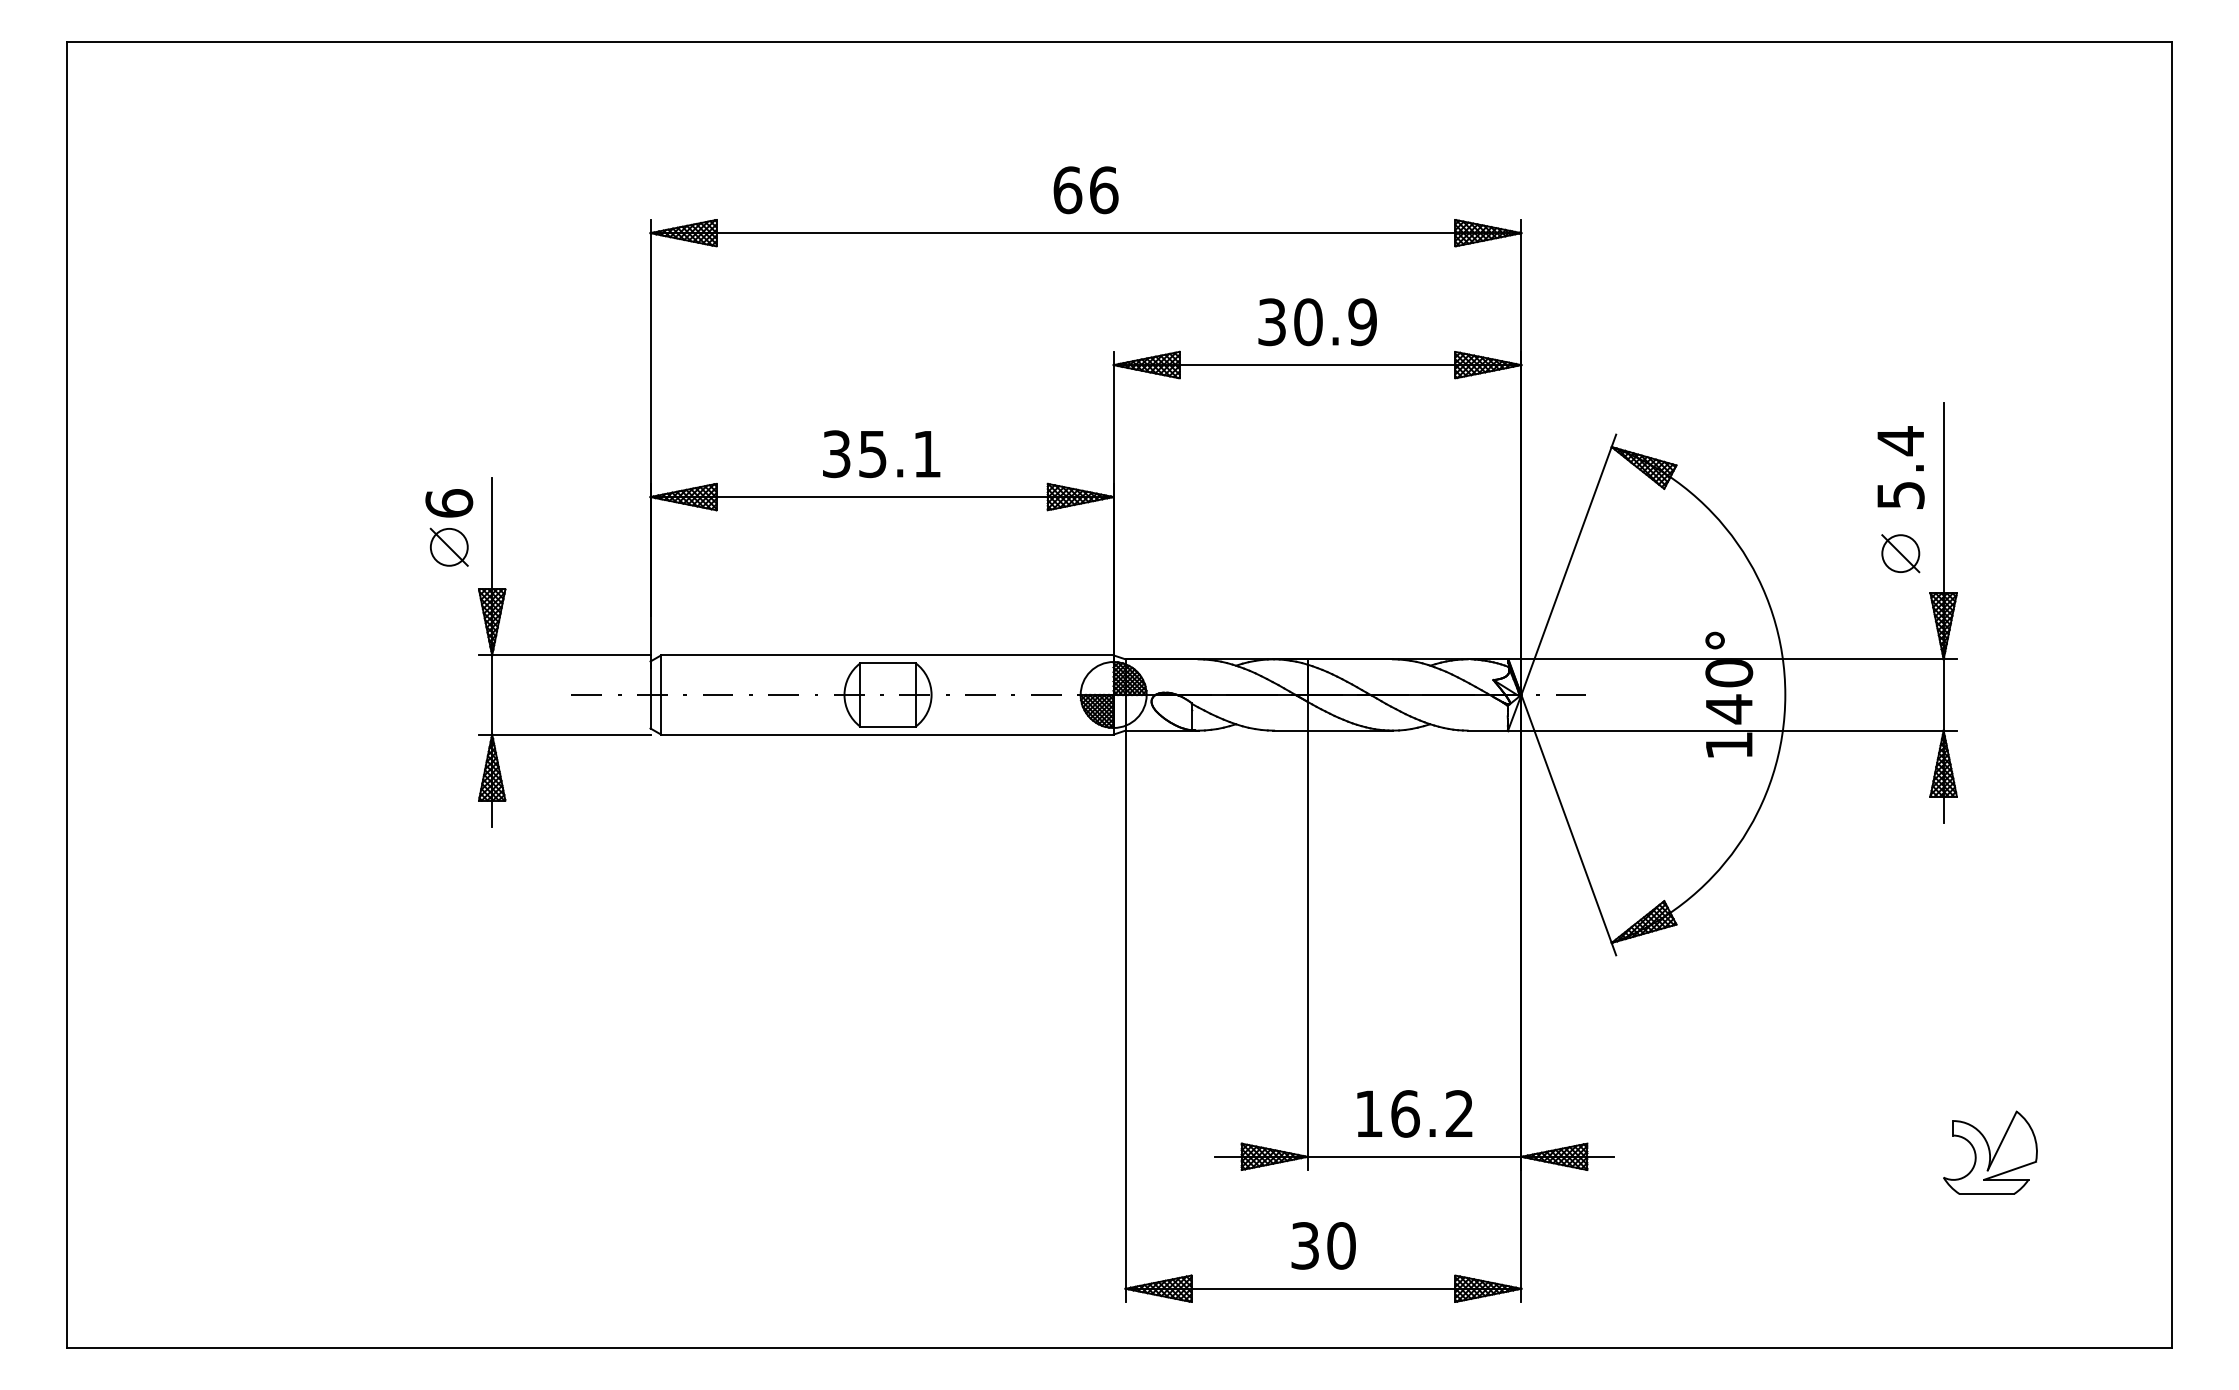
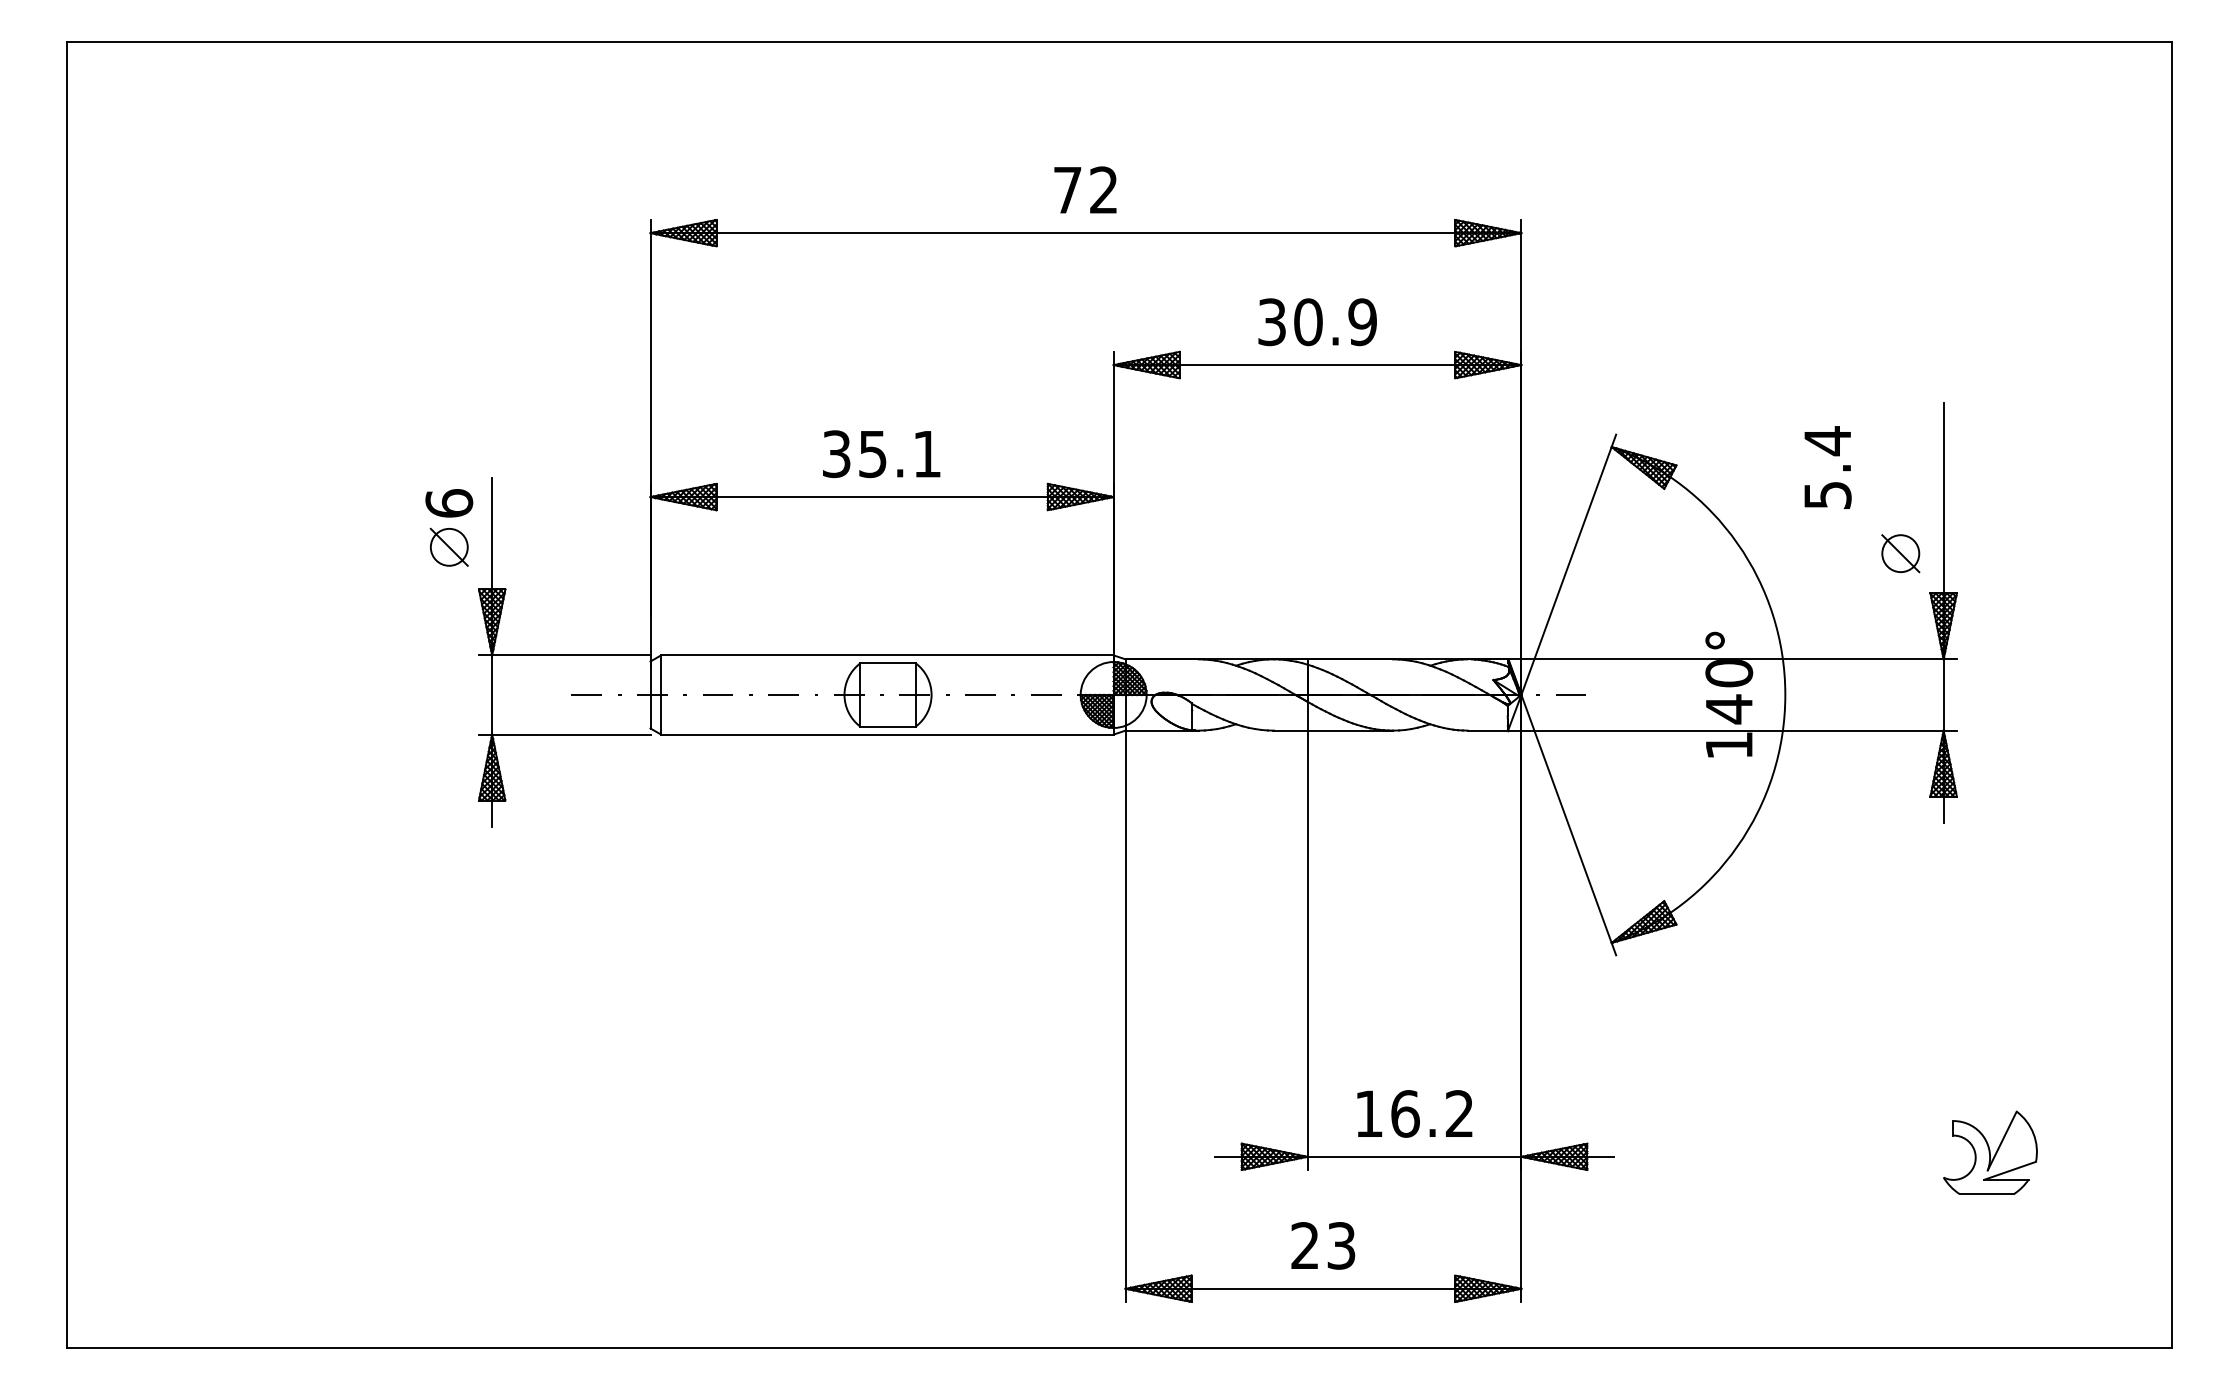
text: 66 -> 72 (1085, 190)
text position: (1900, 467) -> (1827, 467) (1827, 467)
text: 30 -> 23 (1323, 1245)
